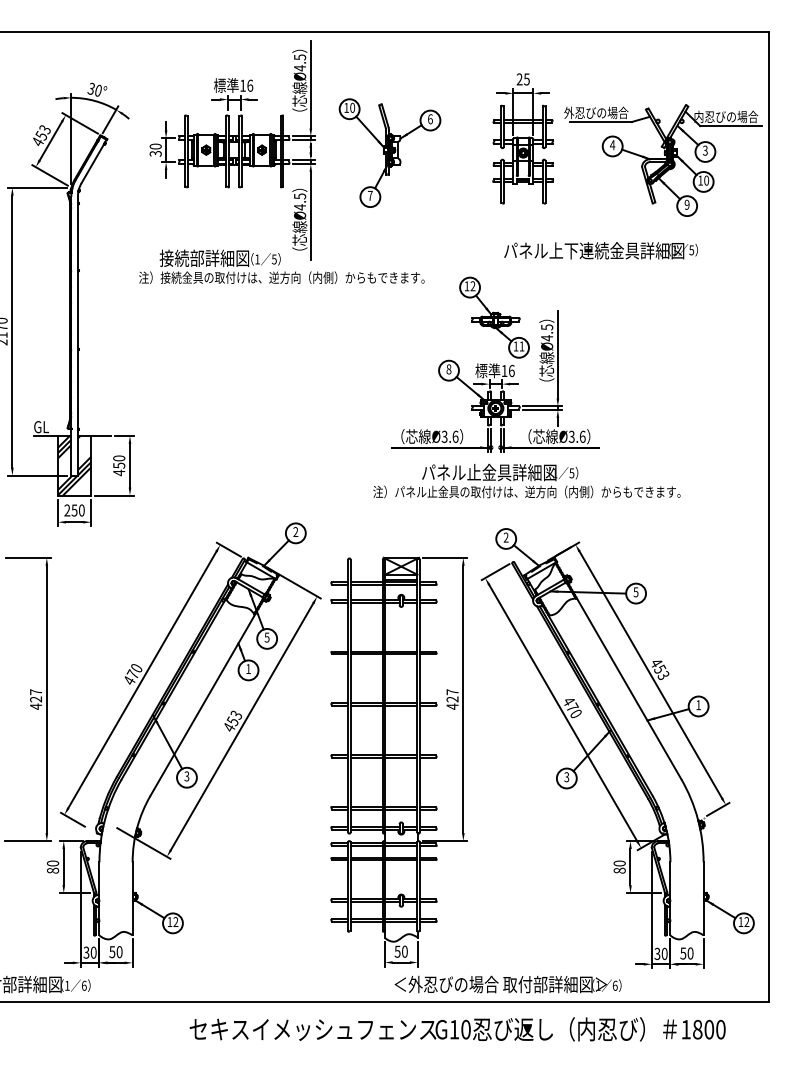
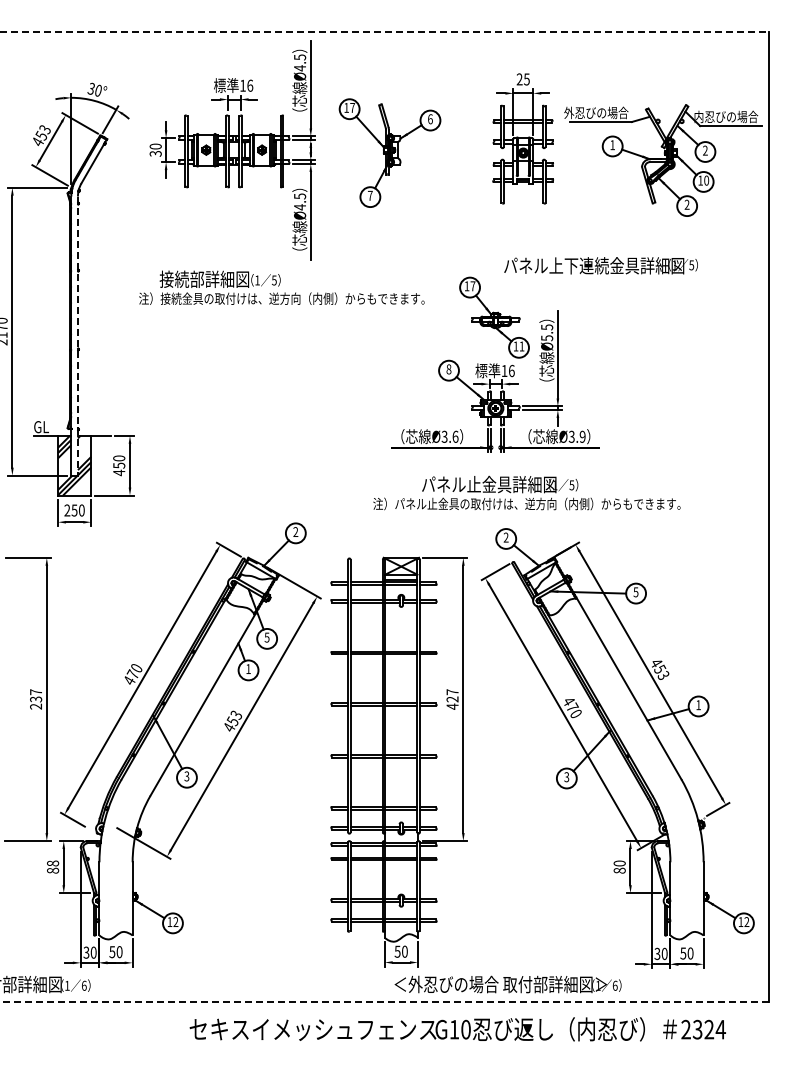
line: solid -> dashed (385, 32)
text: 10 -> 17 (352, 107)
text: 4 -> 1 (612, 145)
text: 3 -> 2 (705, 150)
text: 9 -> 2 (686, 204)
text position: (600, 250) -> (600, 265) (600, 265)
text position: (281, 266) -> (281, 287) (281, 287)
text: 12 -> 17 (472, 286)
line: solid -> dashed (77, 336)
text: Ø4.5 -> Ø5.5 (547, 338)
text: Ø3.6 -> Ø3.9 (582, 436)
text position: (526, 480) -> (526, 492) (526, 492)
text: 427 -> 237 (36, 702)
text: 80 -> 88 (53, 863)
line: solid -> dashed (384, 1002)
text: 1800 -> 2324 (703, 1029)
